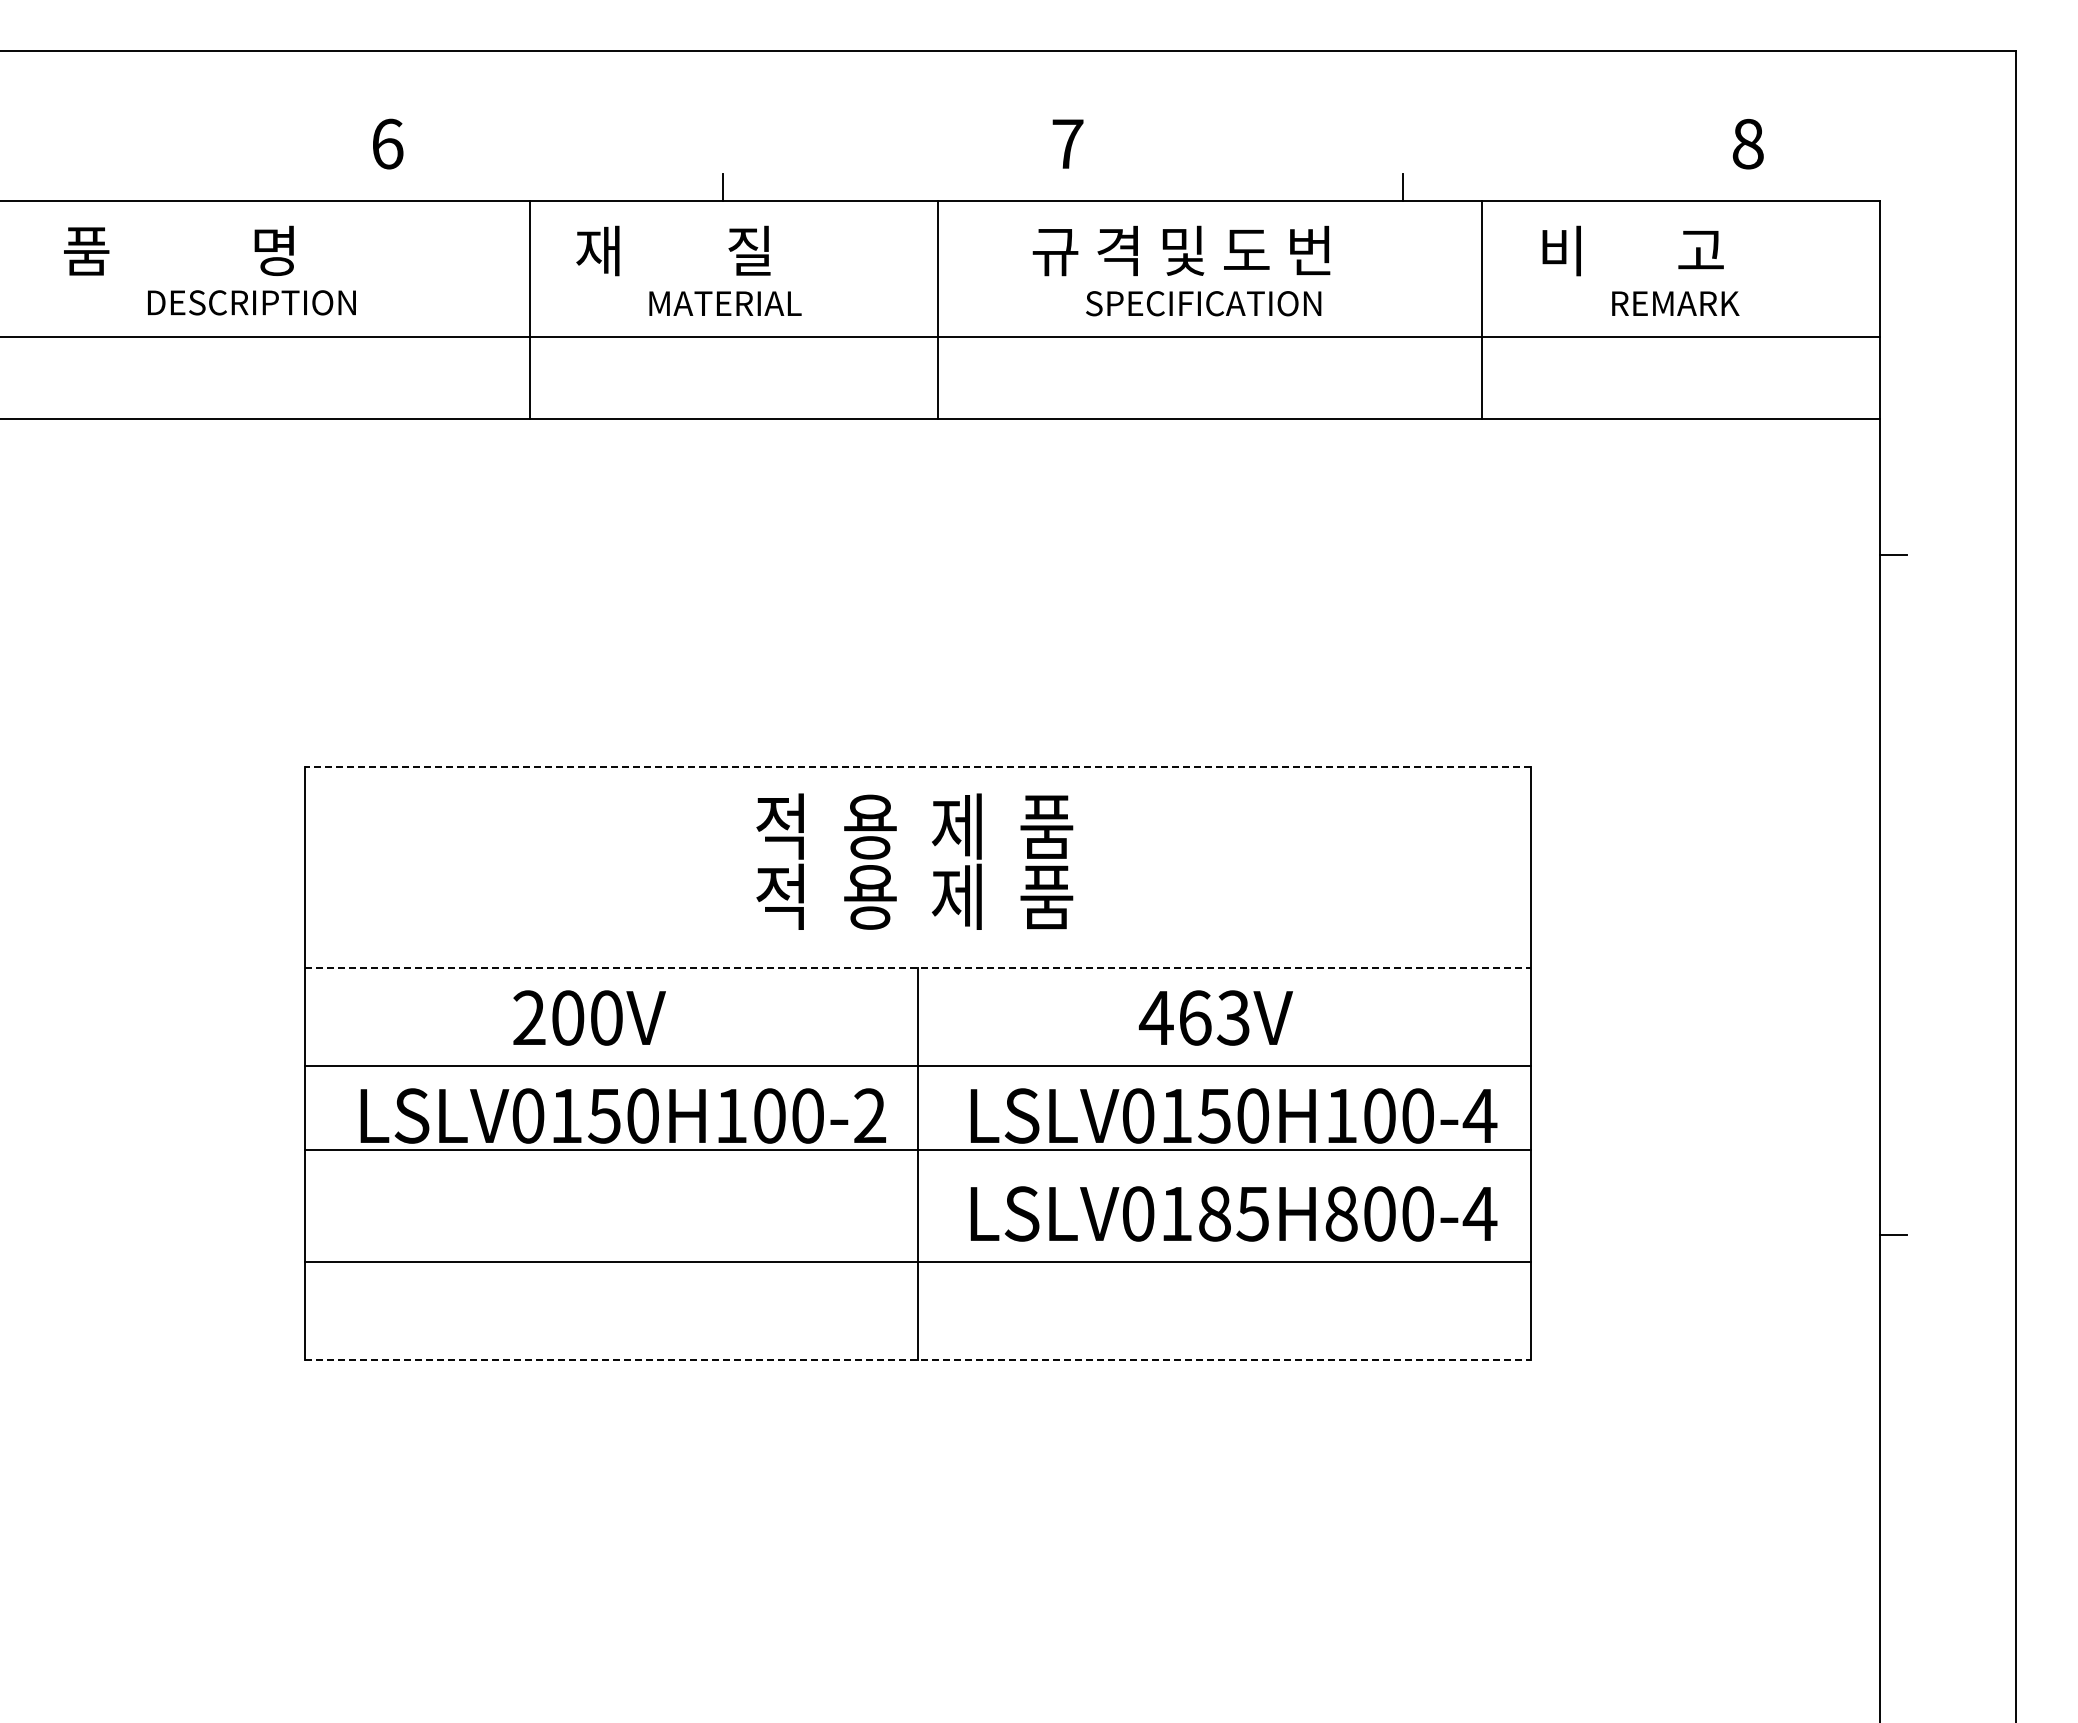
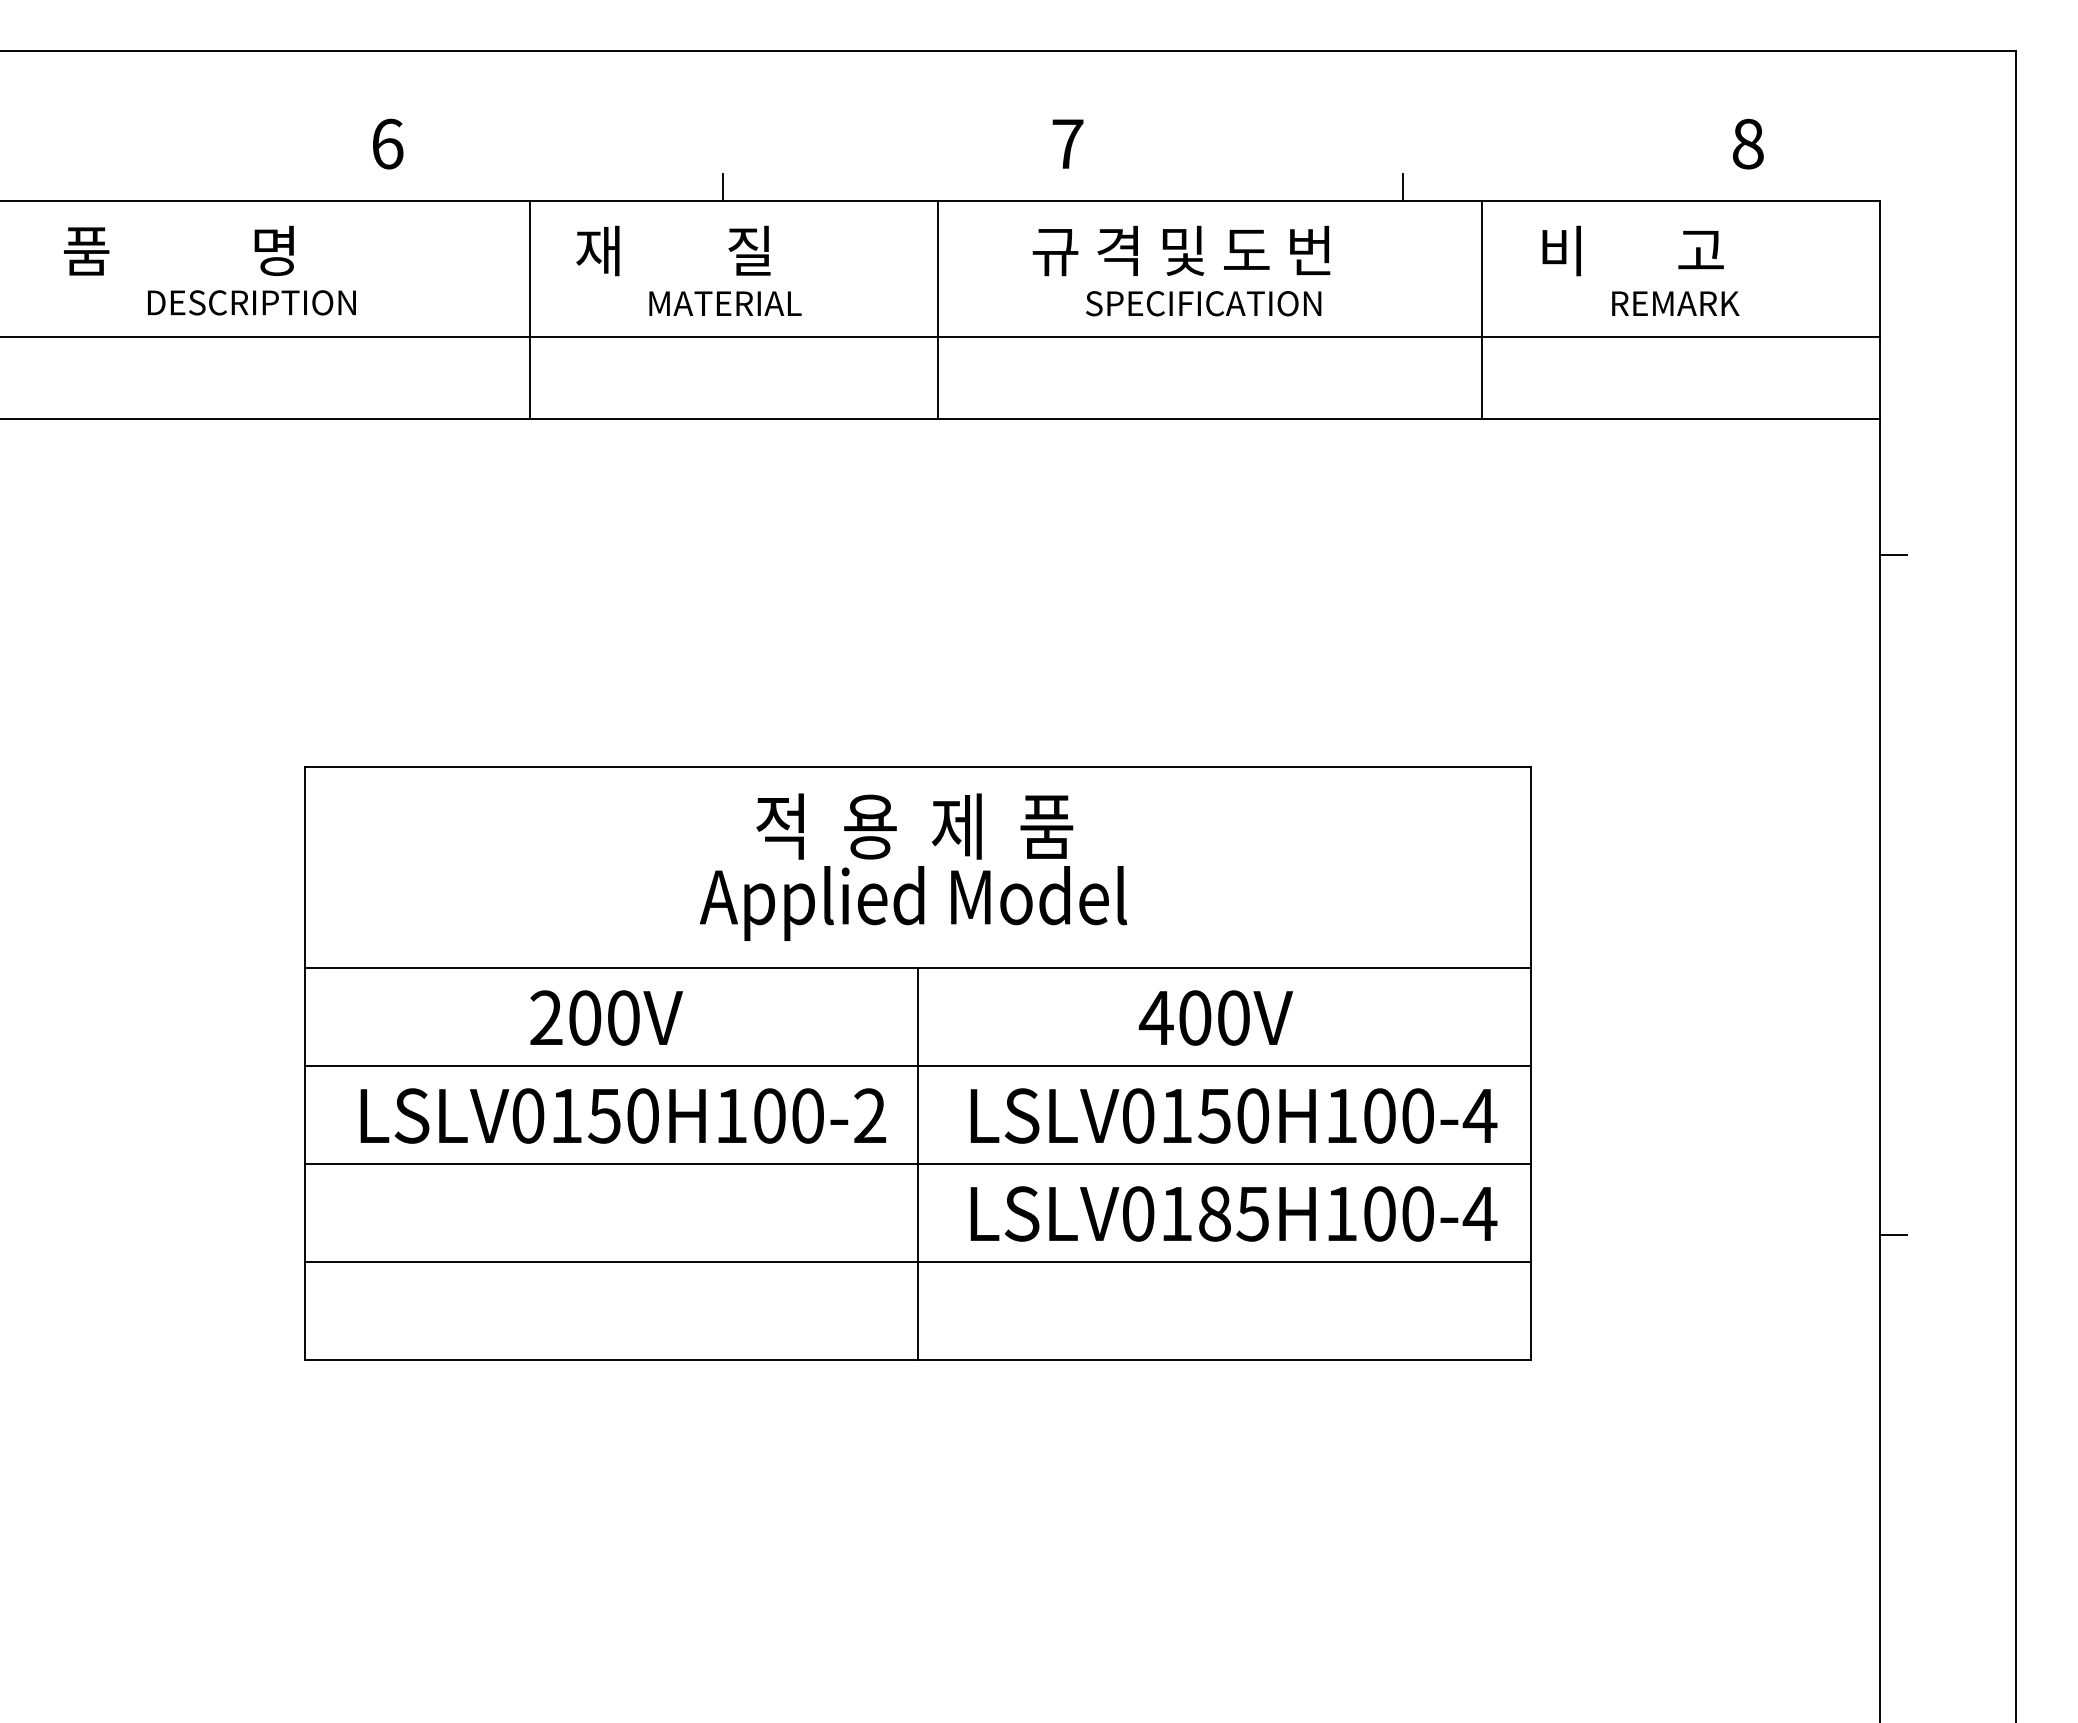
line: dashed -> solid (917, 767)
text: 적  용  제  품 -> Applied Model (913, 901)
line: dashed -> solid (917, 967)
text position: (589, 1017) -> (606, 1017) (606, 1017)
text: 463V -> 400V (1214, 1017)
line position: (917, 1149) -> (917, 1163) (917, 1163)
text: LSLV0185H800-4 -> LSLV0185H100-4 (1341, 1213)
line: dashed -> solid (917, 1359)
